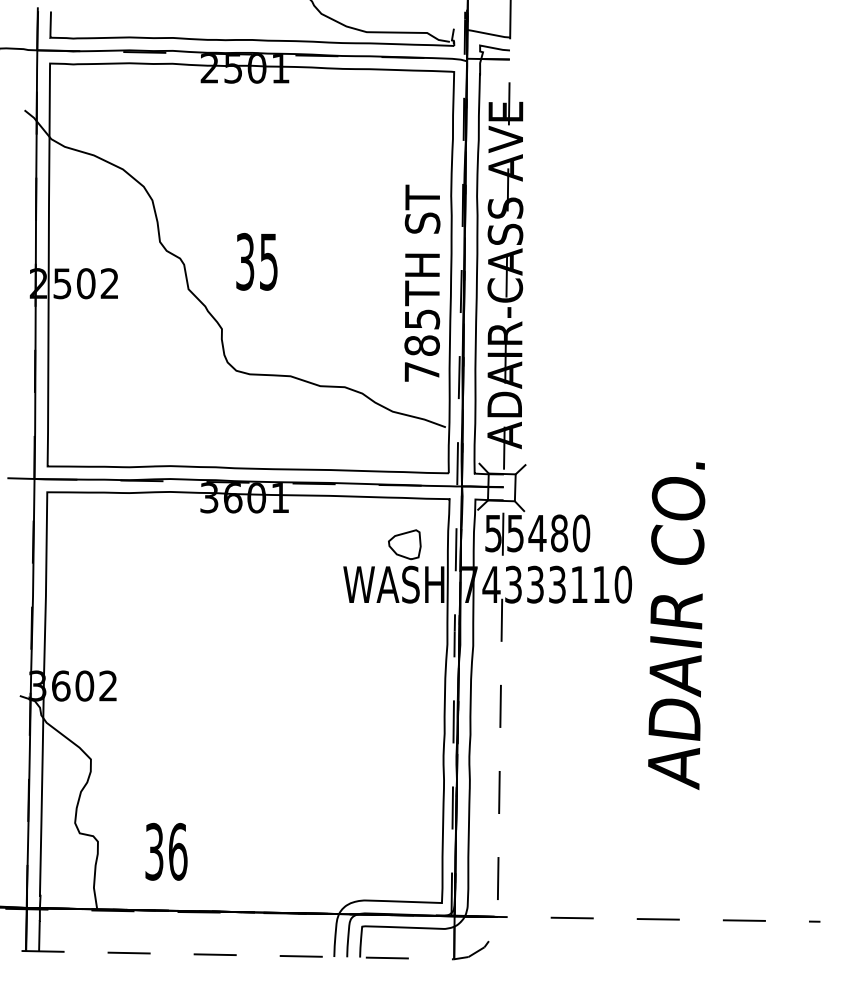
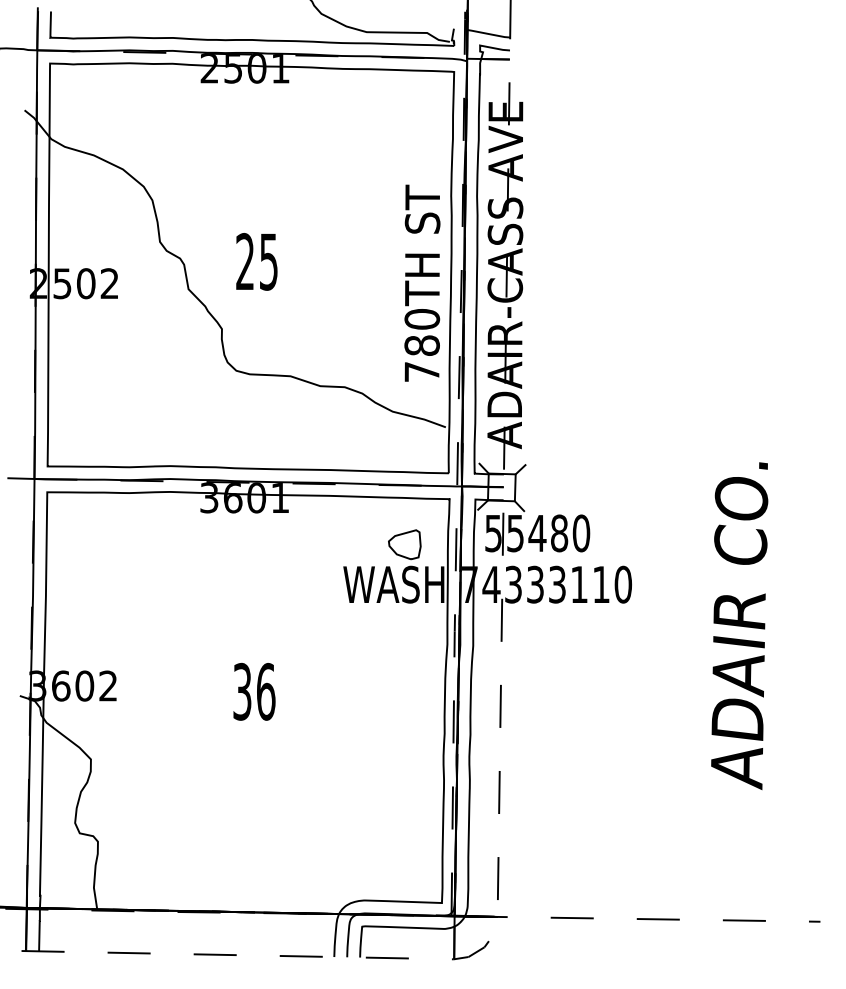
text: 35 -> 25 (245, 261)
text: 785TH -> 780TH (422, 319)
text position: (676, 626) -> (739, 626) (739, 626)
text position: (166, 851) -> (254, 691) (254, 691)
